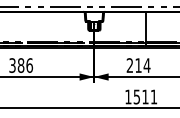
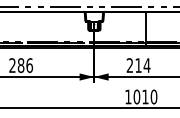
text: 386 -> 286 (12, 65)
text: 1511 -> 1010 (145, 96)
